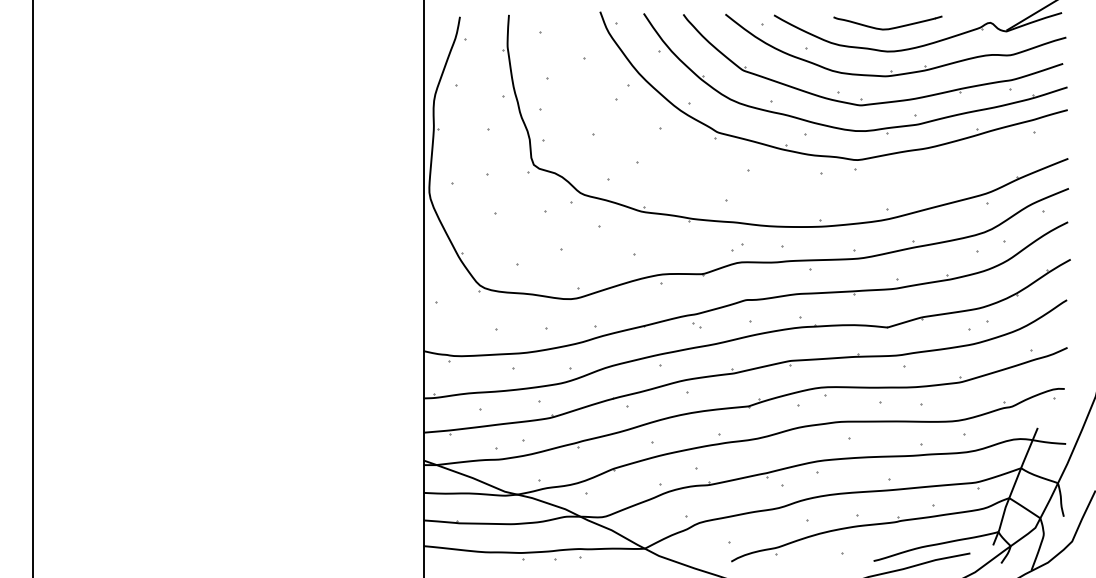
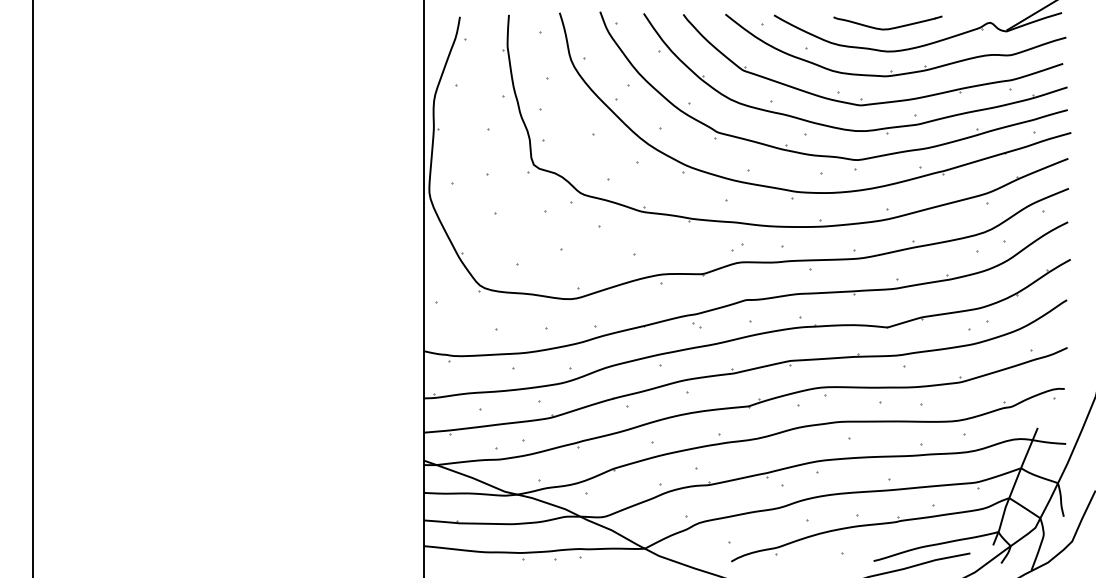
part: none -> present (811, 191)
